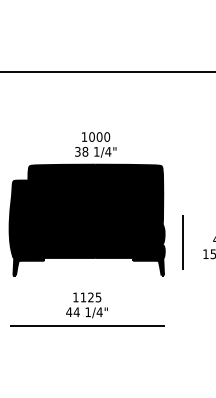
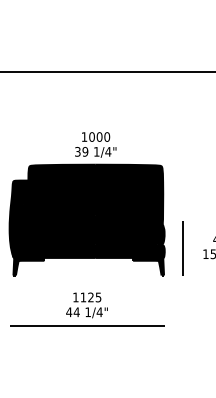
text: 38 -> 39 (85, 151)
line position: (182, 242) -> (182, 248) (182, 248)
